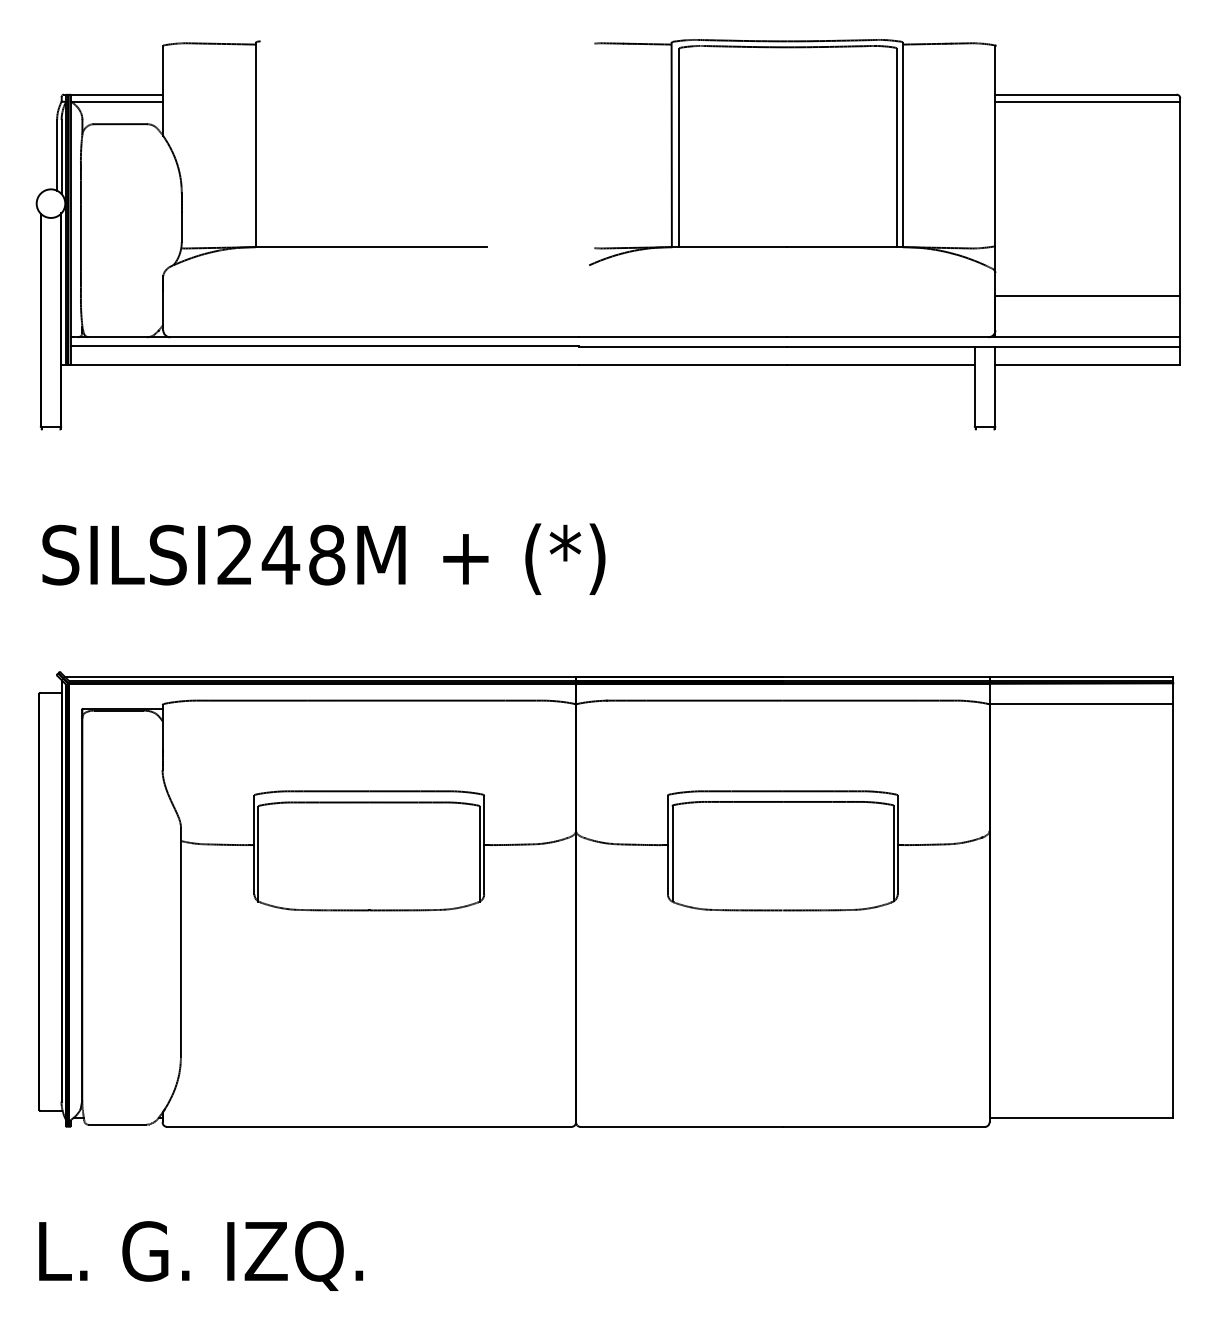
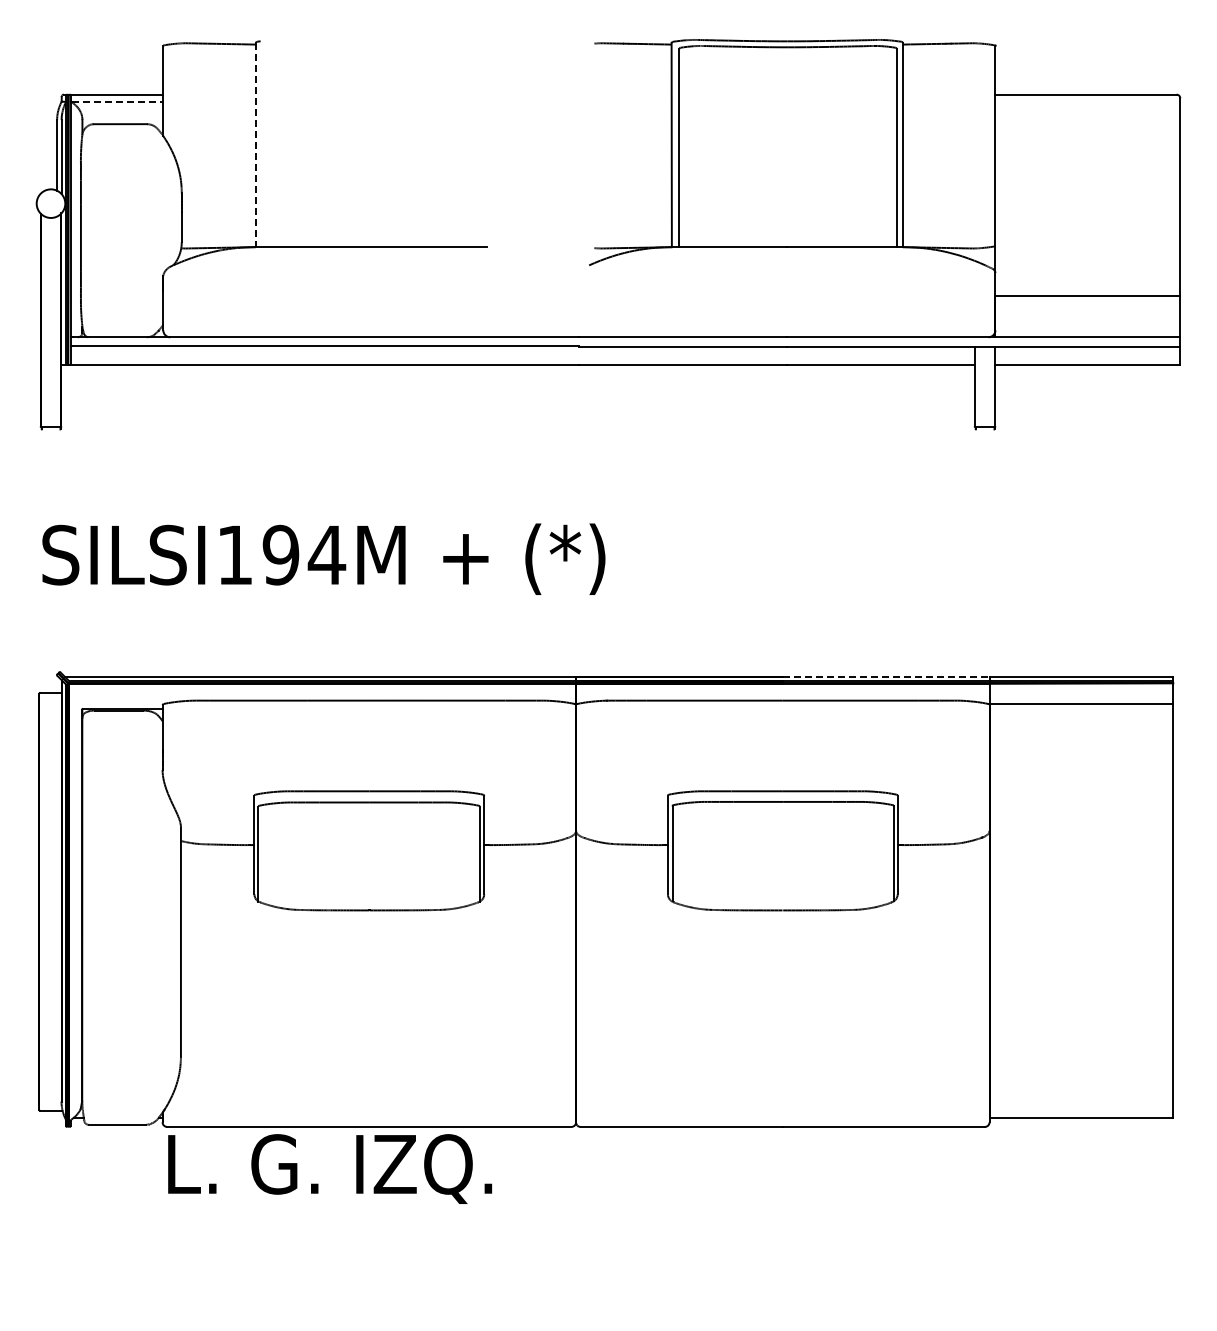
line: solid -> dashed (117, 102)
line: present -> none (1087, 102)
line: solid -> dashed (255, 145)
text: SILSI248M -> SILSI194M (281, 554)
line: solid -> dashed (886, 676)
text position: (200, 1255) -> (329, 1168) (329, 1168)
